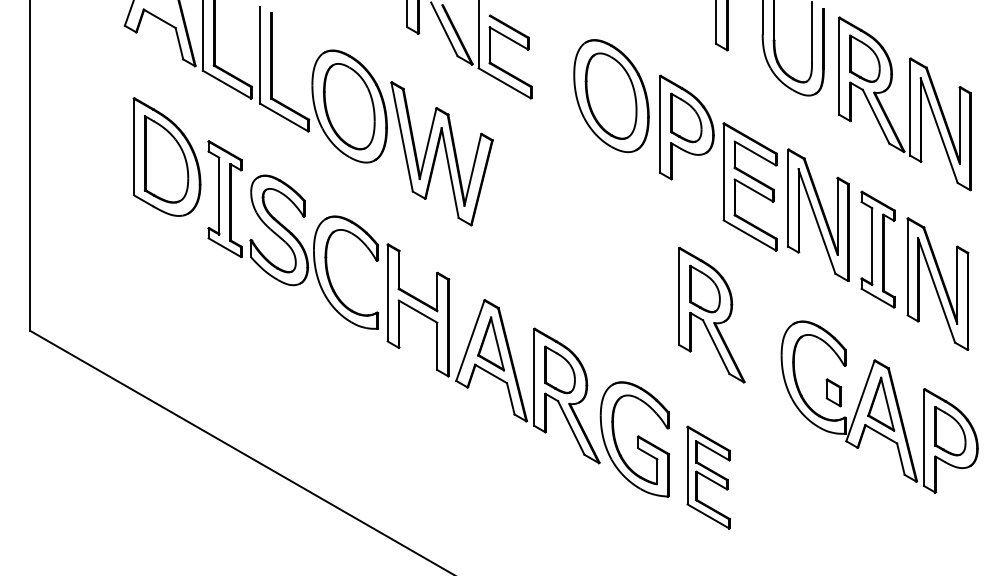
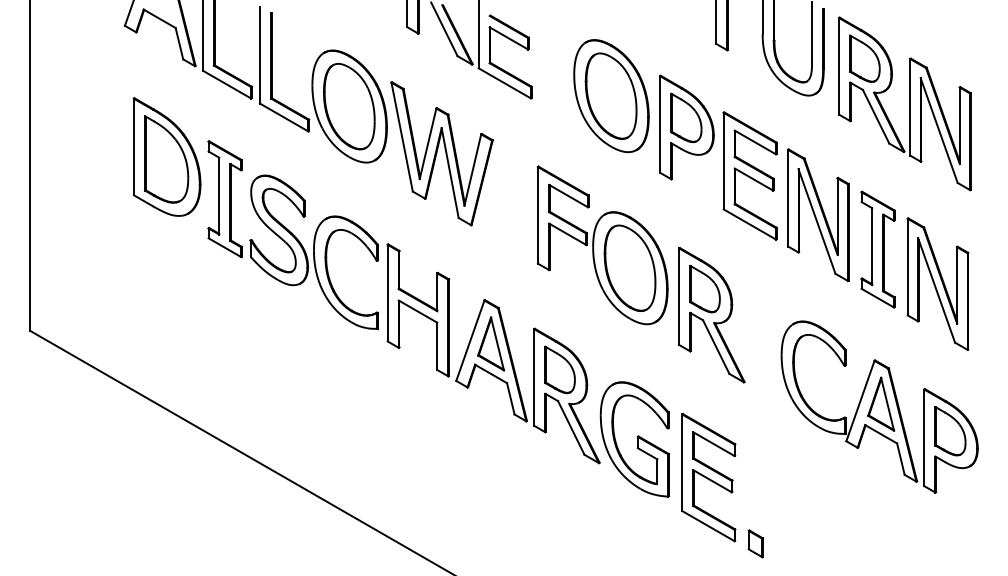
part position: (749, 186) -> (749, 175) (749, 175)
part: none -> present (602, 245)
part position: (833, 392) -> (755, 543) (755, 543)
part size: 45x105 px -> 56x130 px (708, 477)
